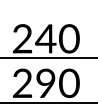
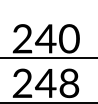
text: 290 -> 248 (57, 82)
